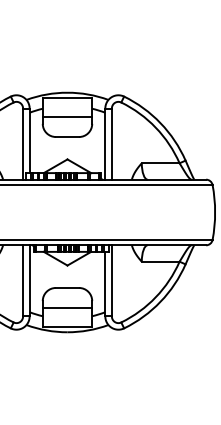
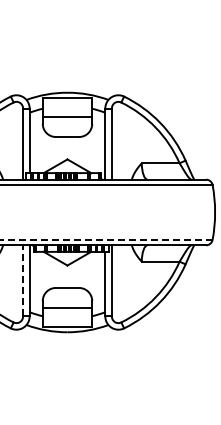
line: solid -> dashed (105, 239)
line: solid -> dashed (23, 280)
